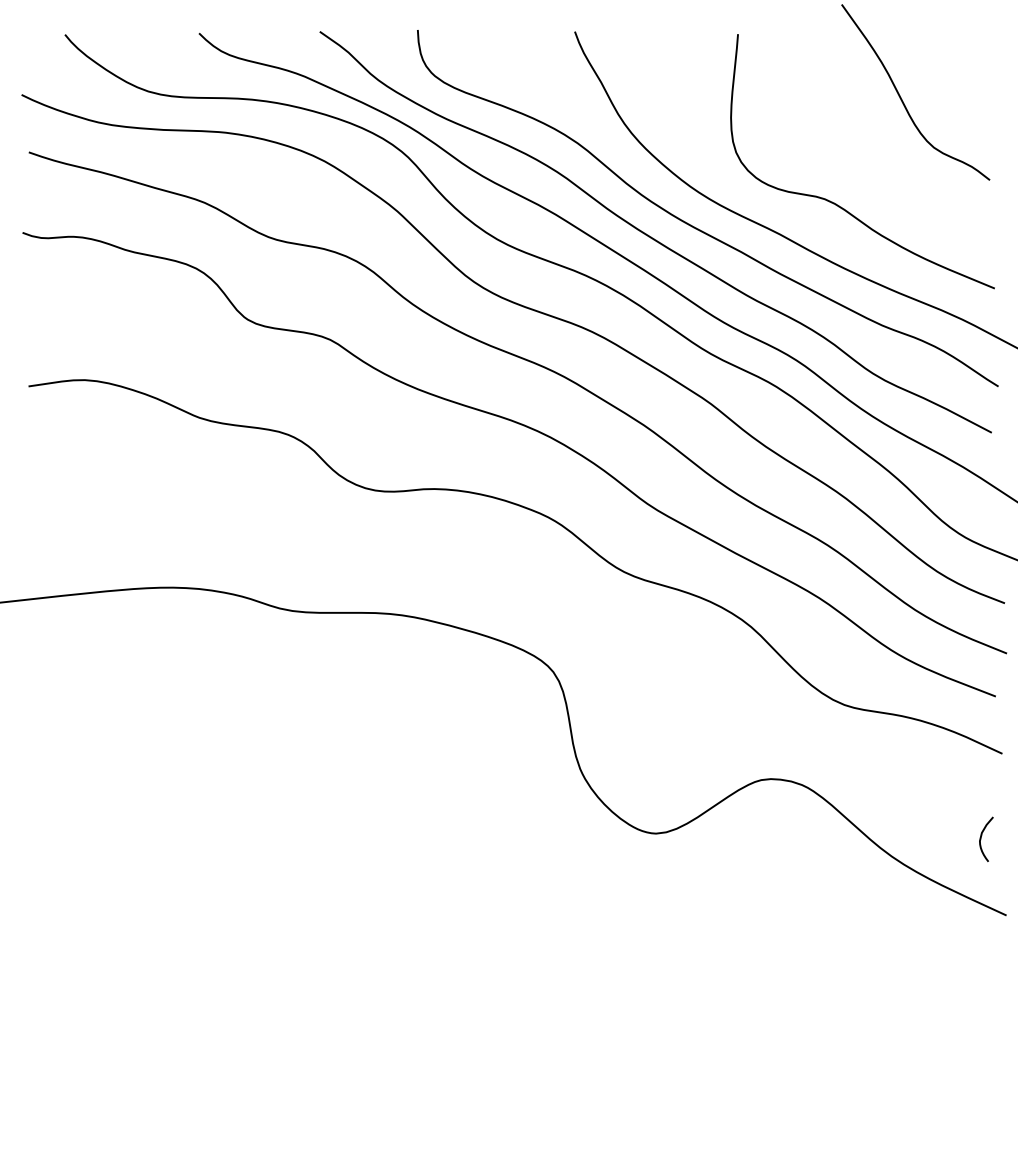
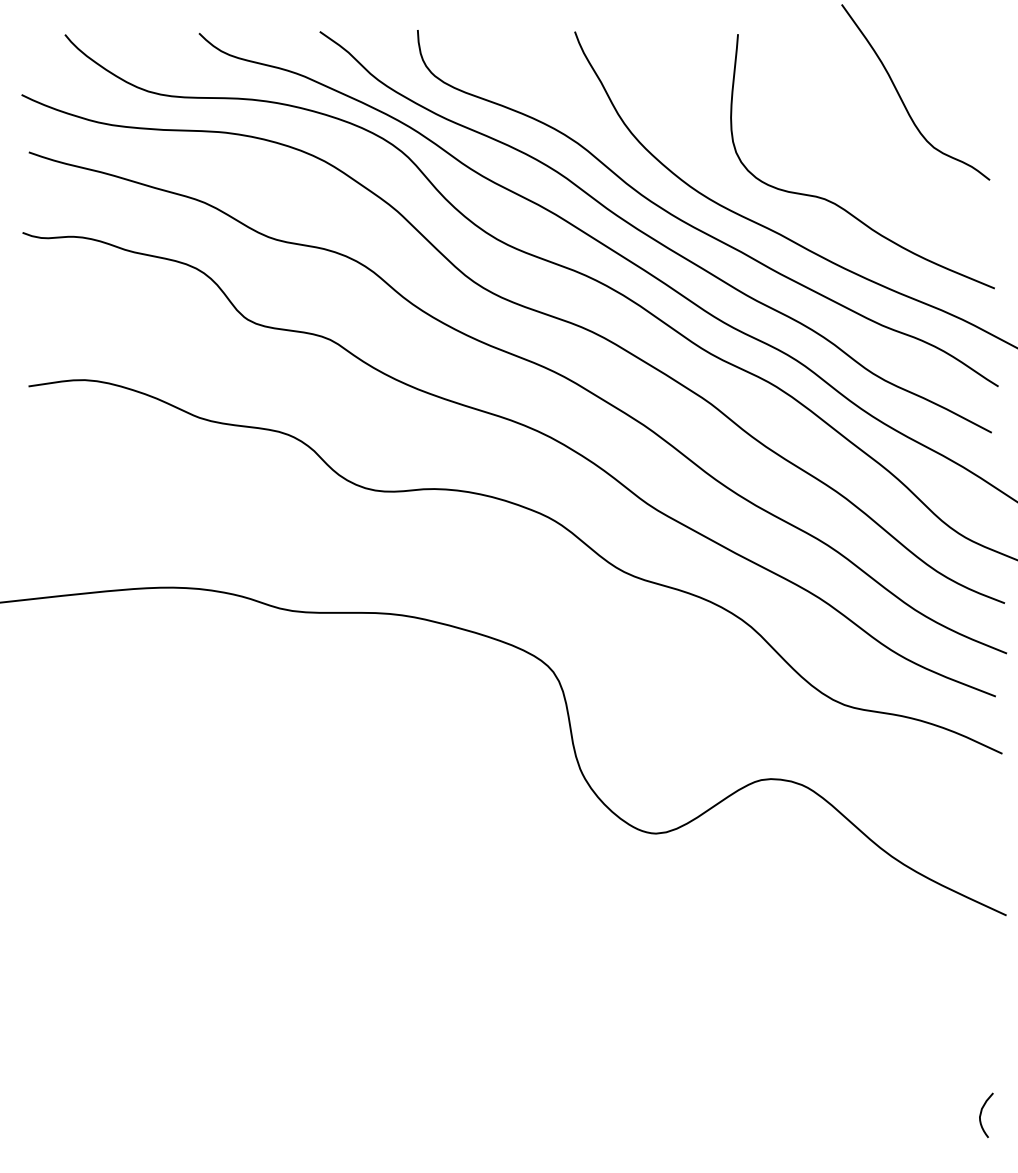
curve position: (981, 839) -> (981, 1115) (981, 1115)
